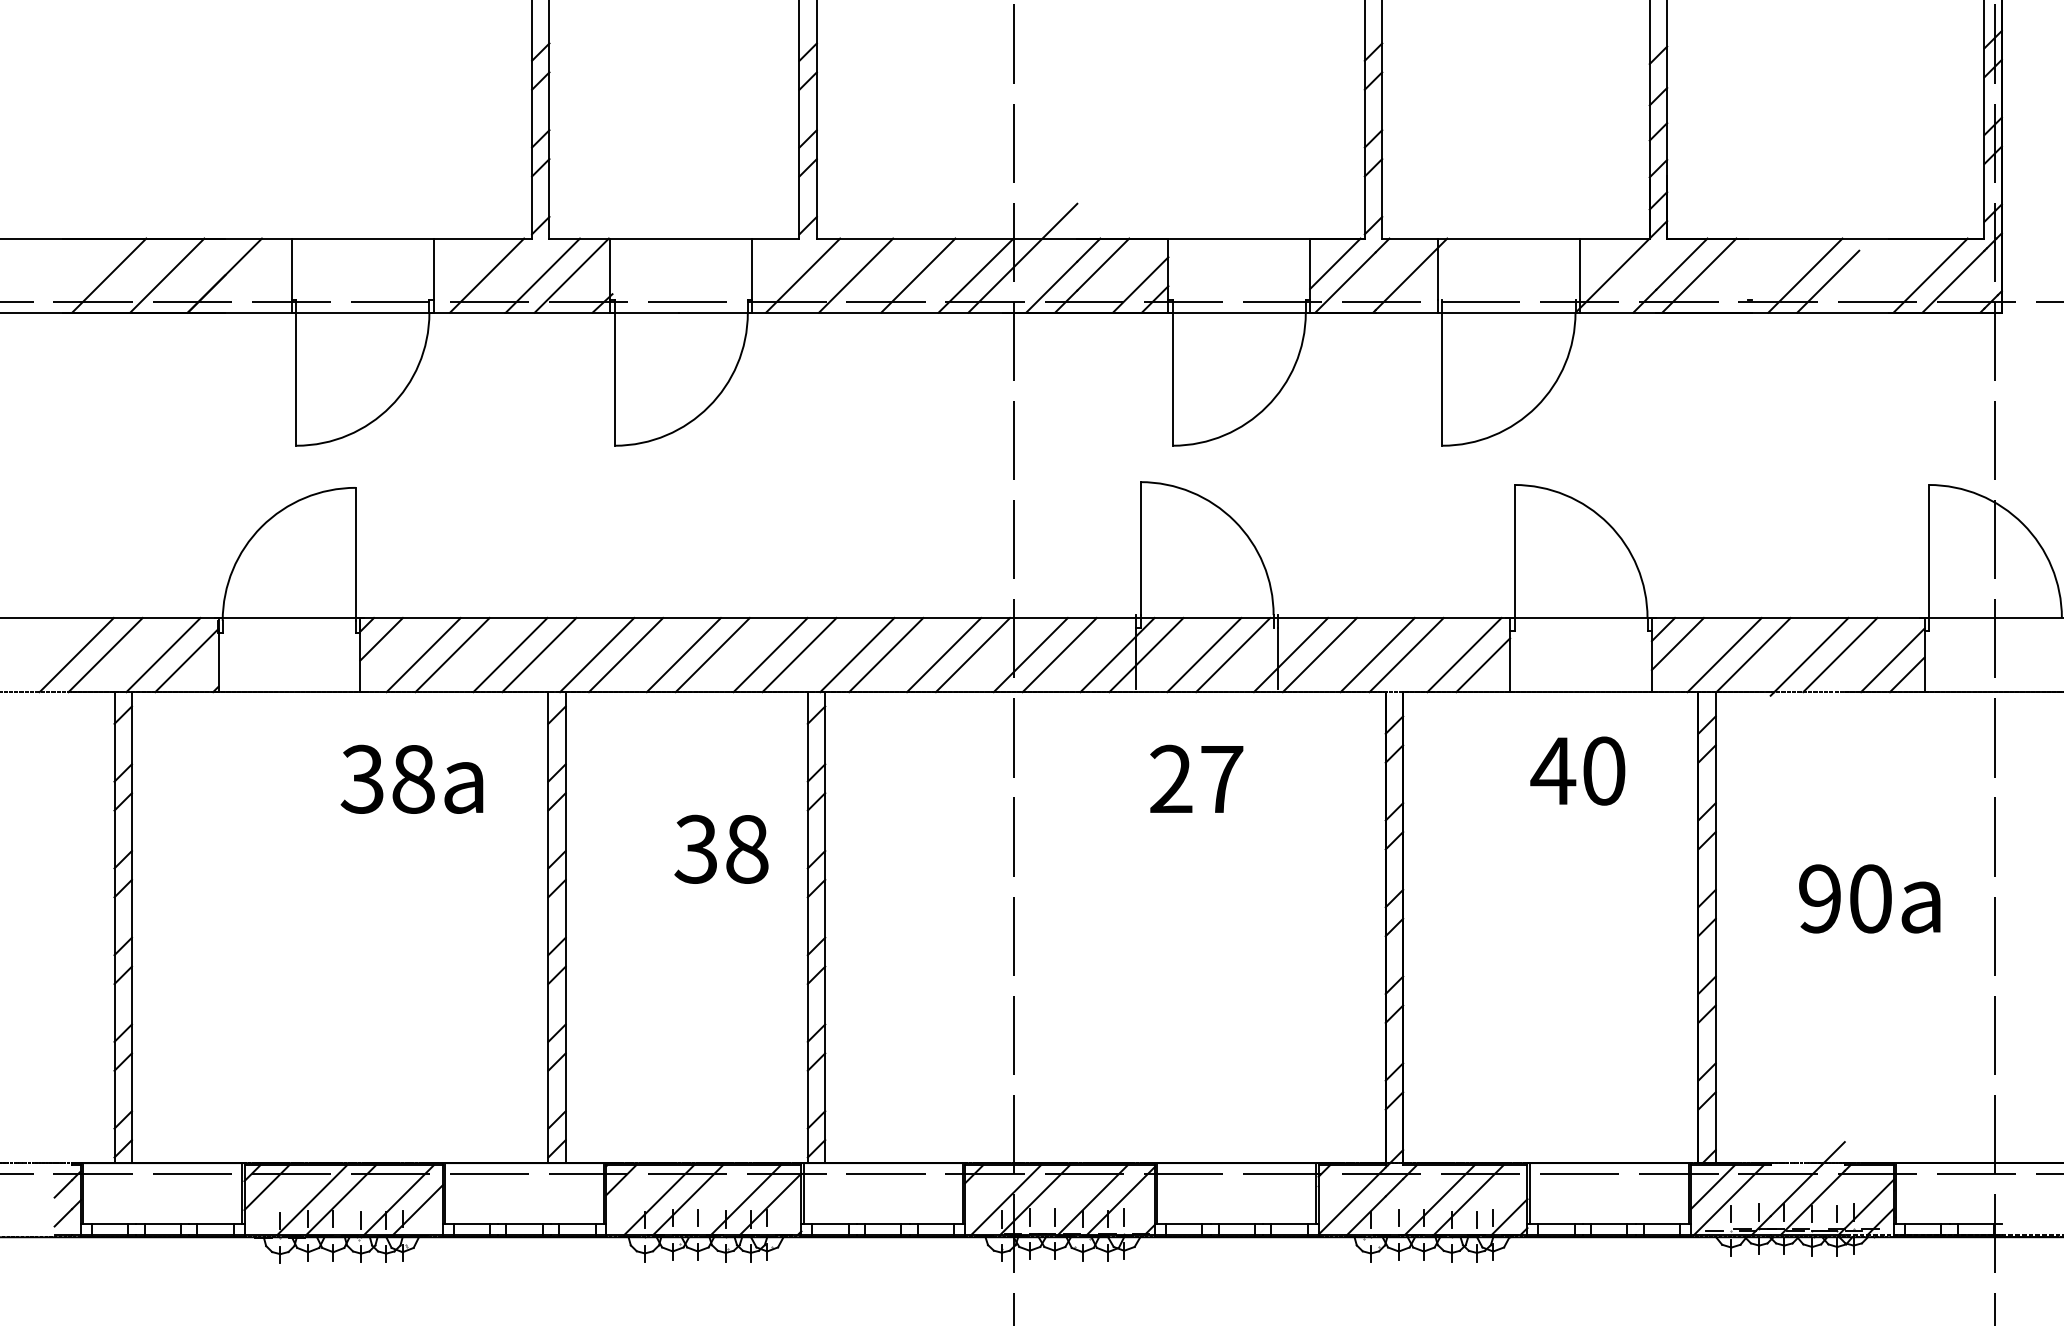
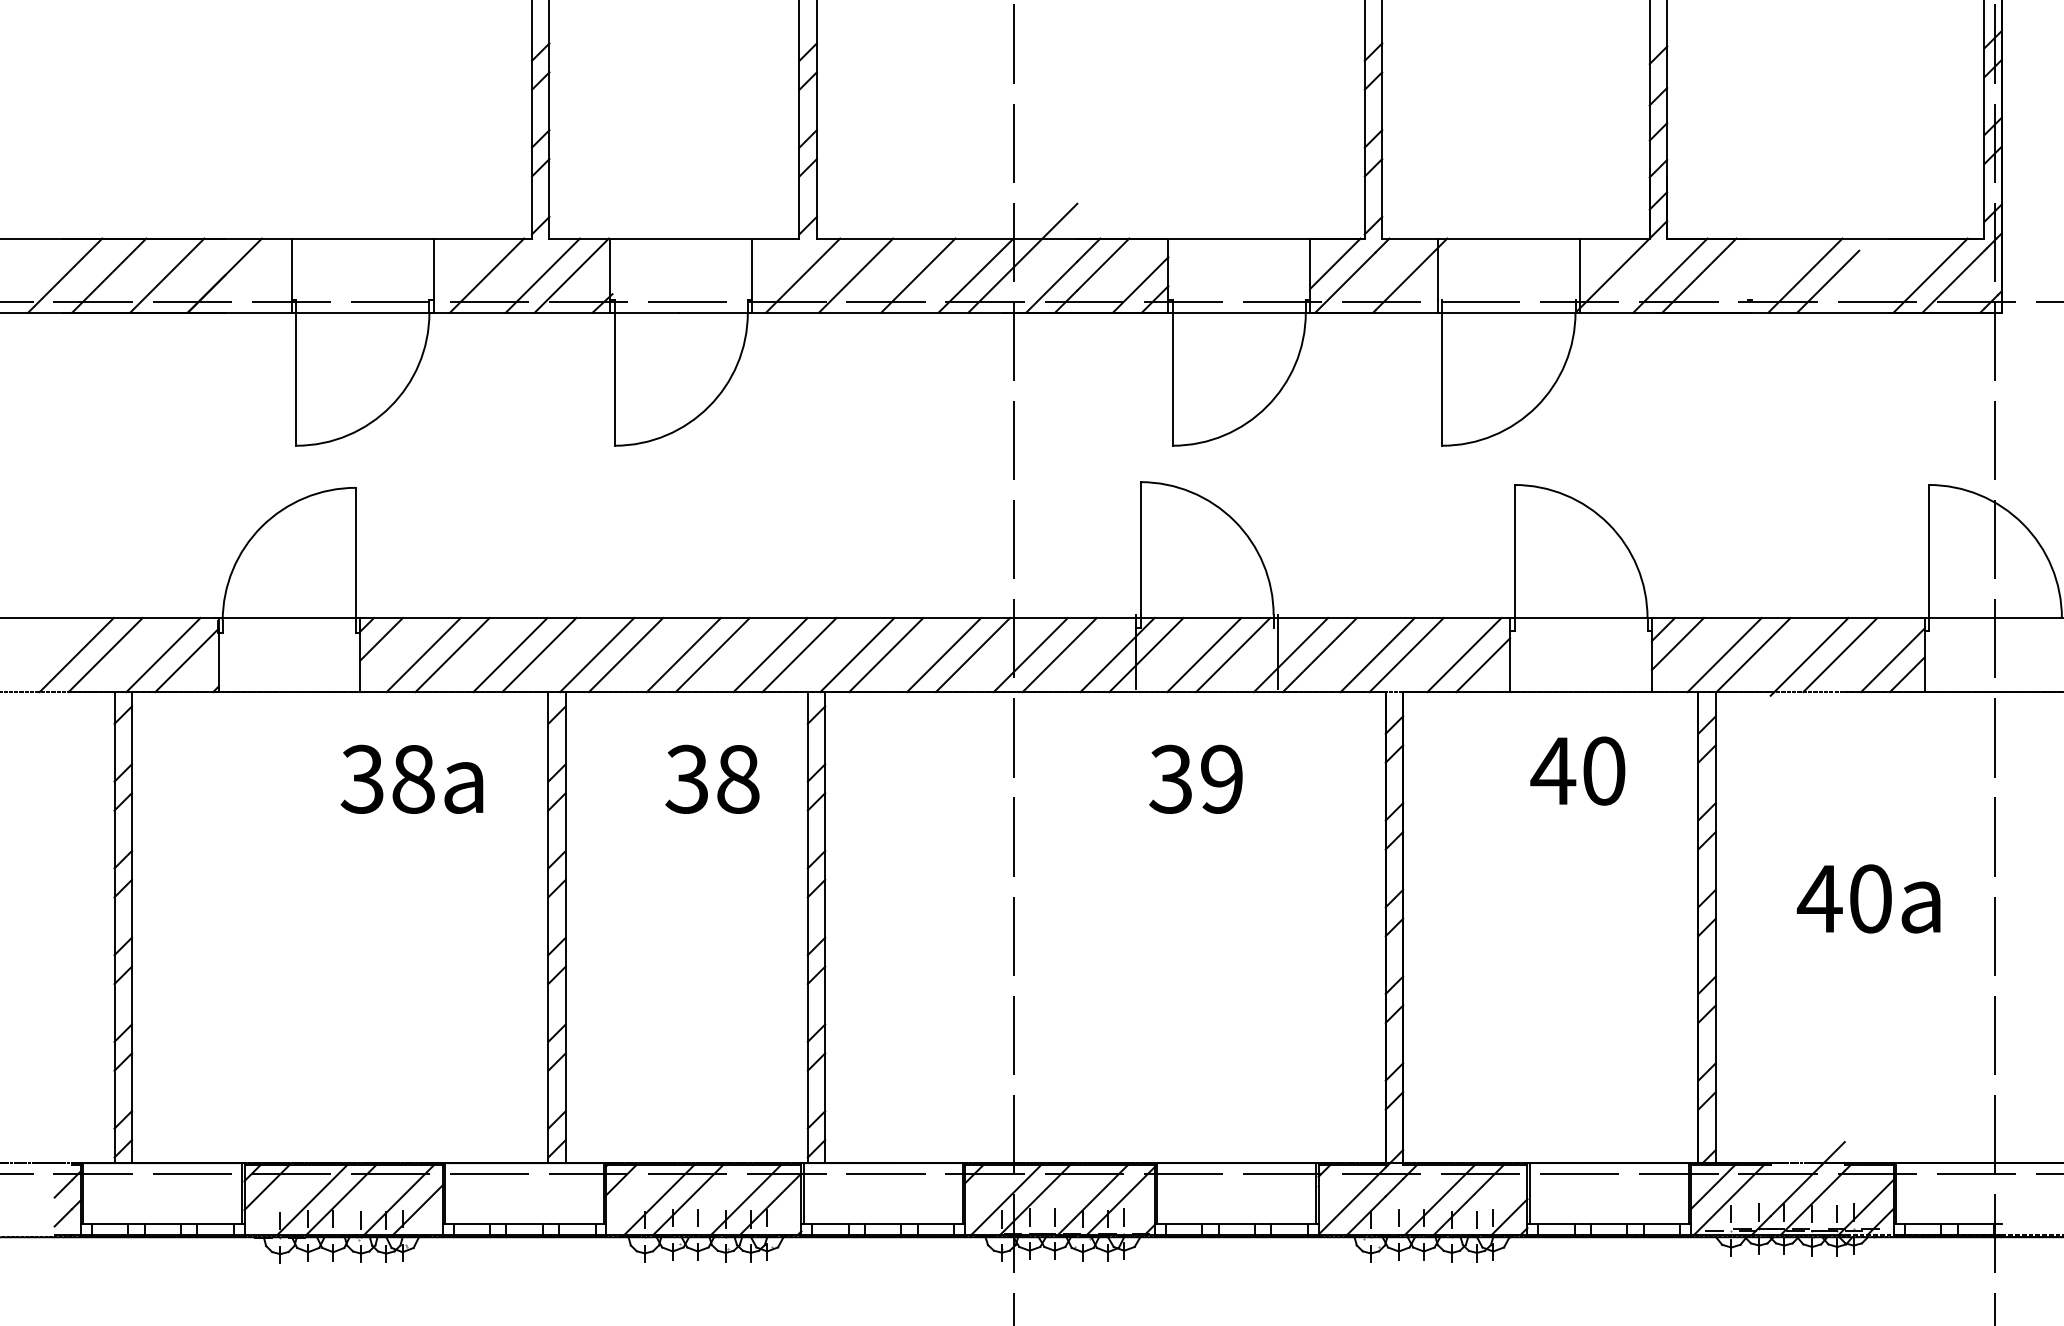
line: none -> present (65, 275)
text: 27 -> 39 (1196, 778)
text position: (721, 848) -> (712, 778) (712, 778)
text: 90 -> 40 (1819, 898)
